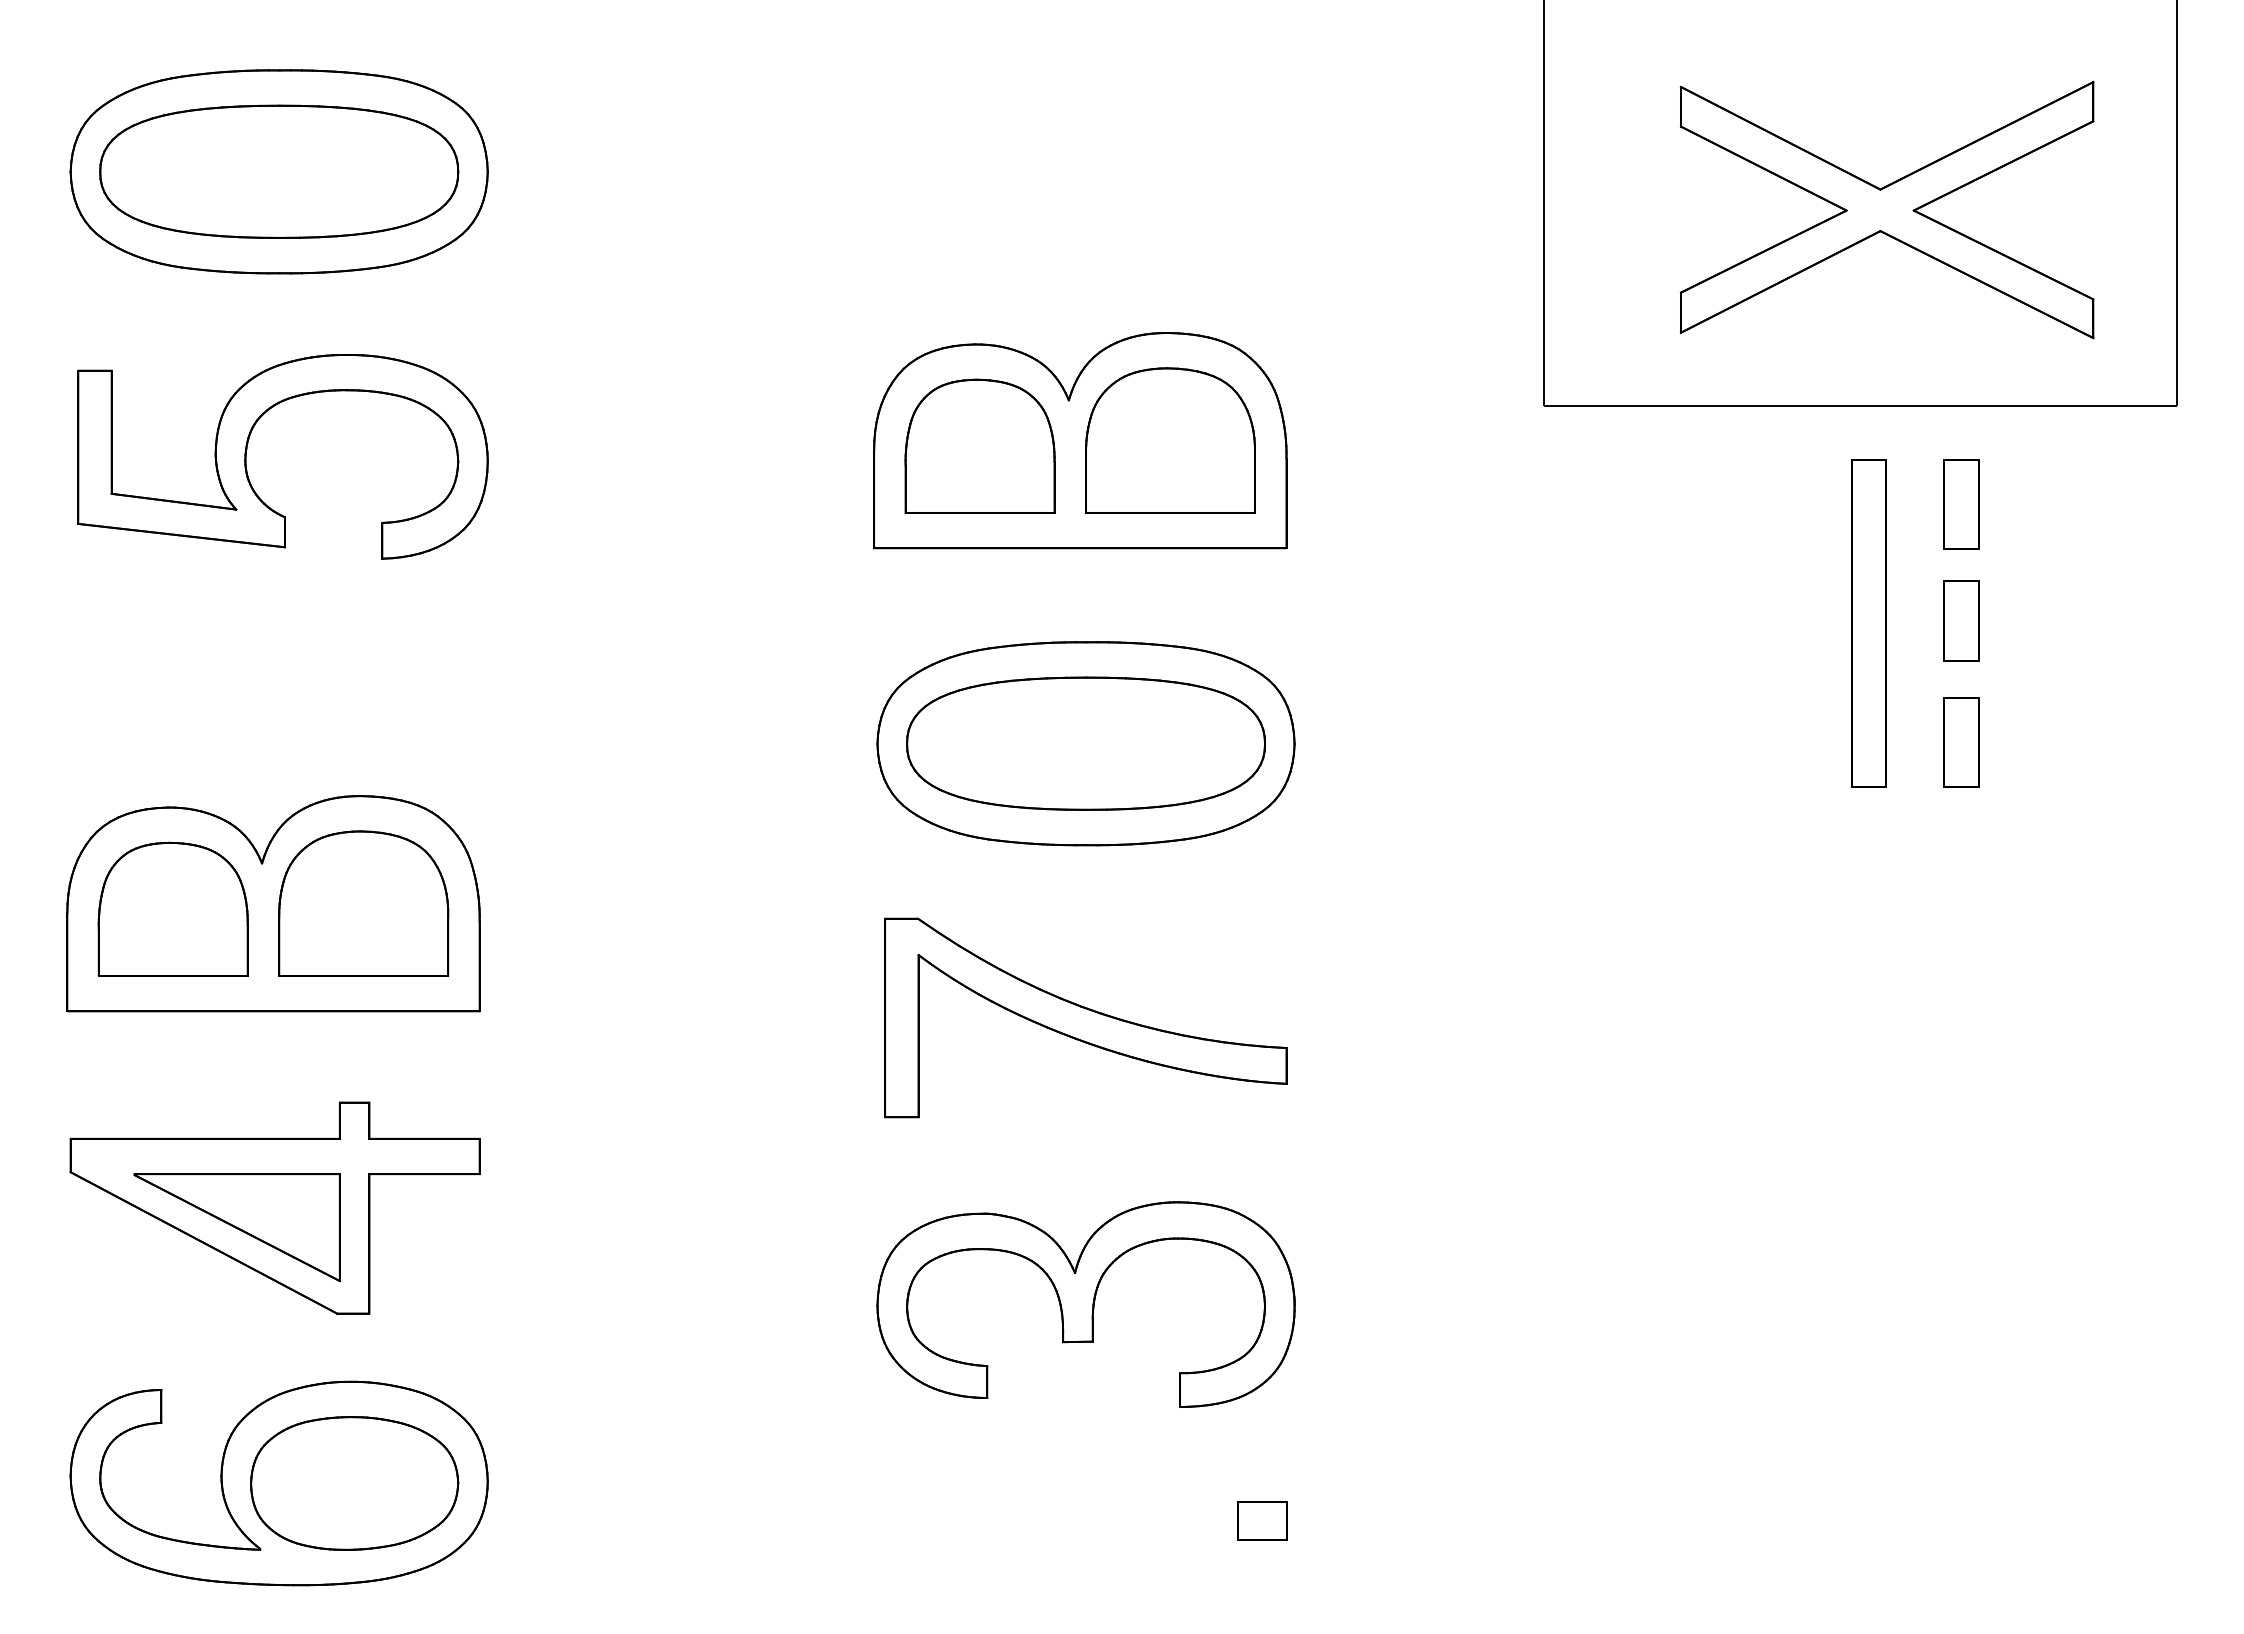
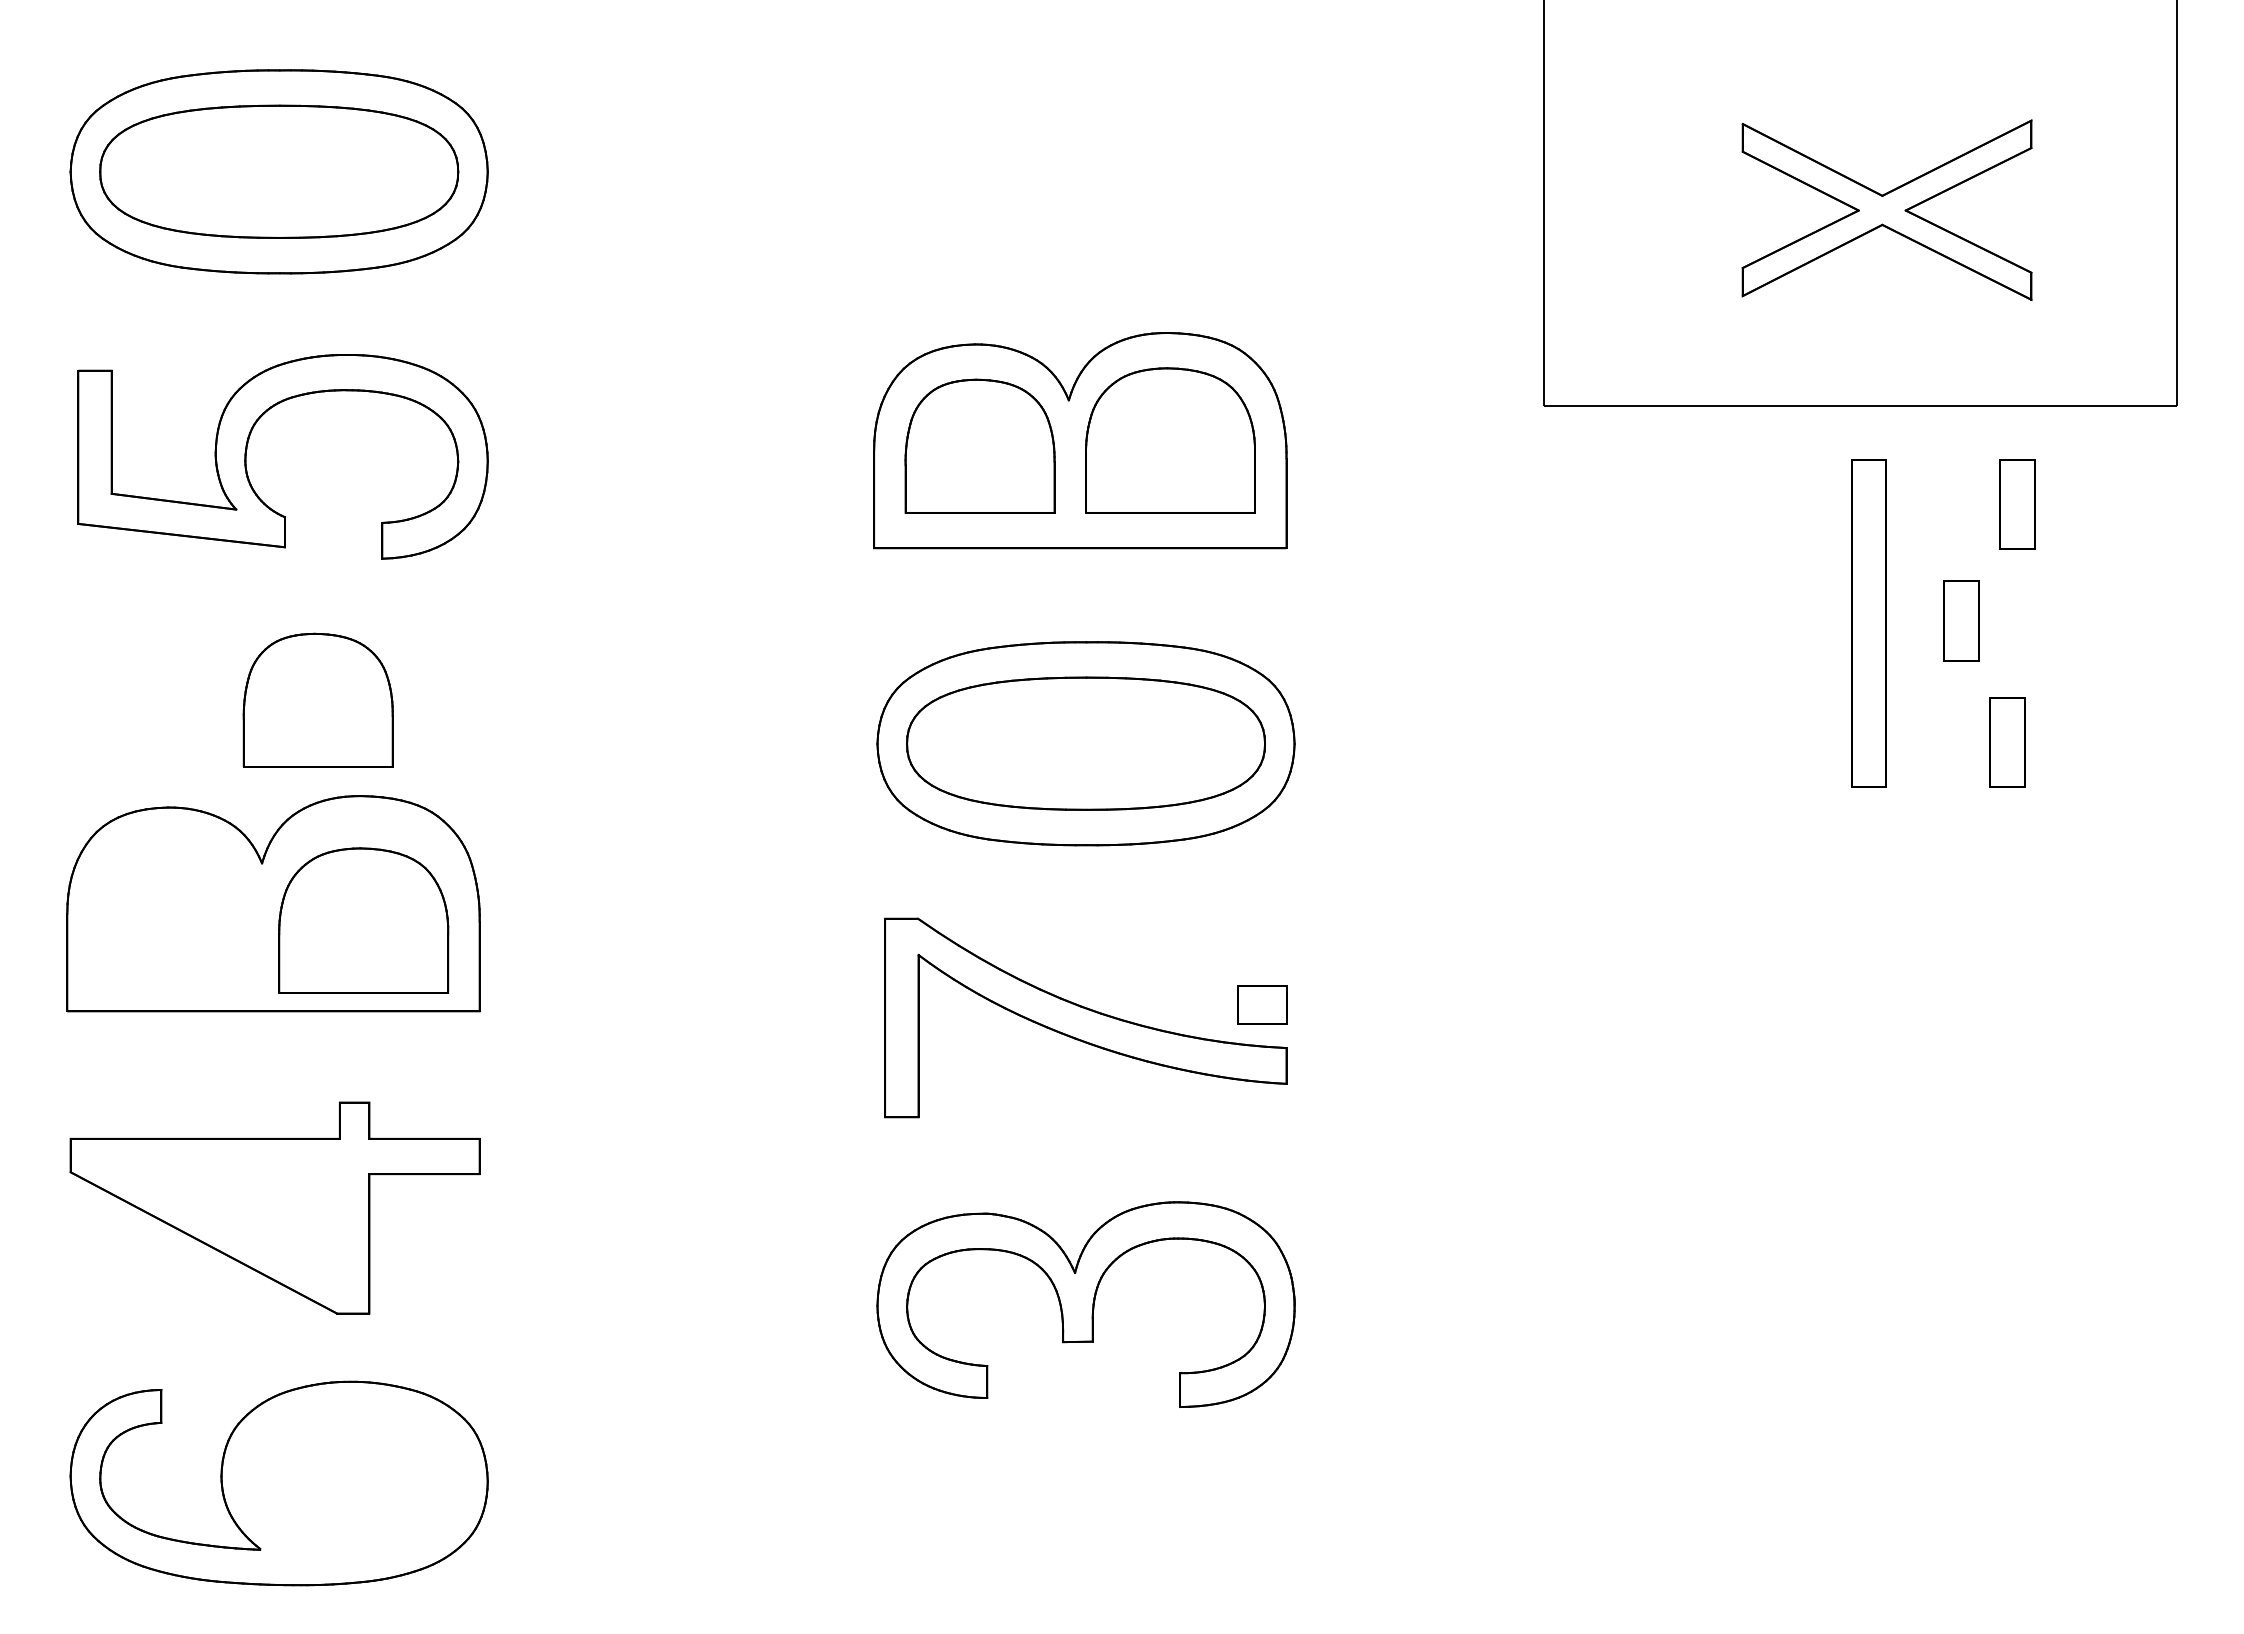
part size: 416x259 px -> 292x182 px (1886, 209)
part position: (1961, 504) -> (2017, 504) (2017, 504)
part position: (1961, 742) -> (2007, 742) (2007, 742)
part position: (363, 903) -> (363, 920) (363, 920)
part position: (172, 908) -> (317, 699) (317, 699)
part: present -> none (236, 1227)
part: present -> none (354, 1483)
part position: (1262, 1520) -> (1262, 1004) (1262, 1004)
